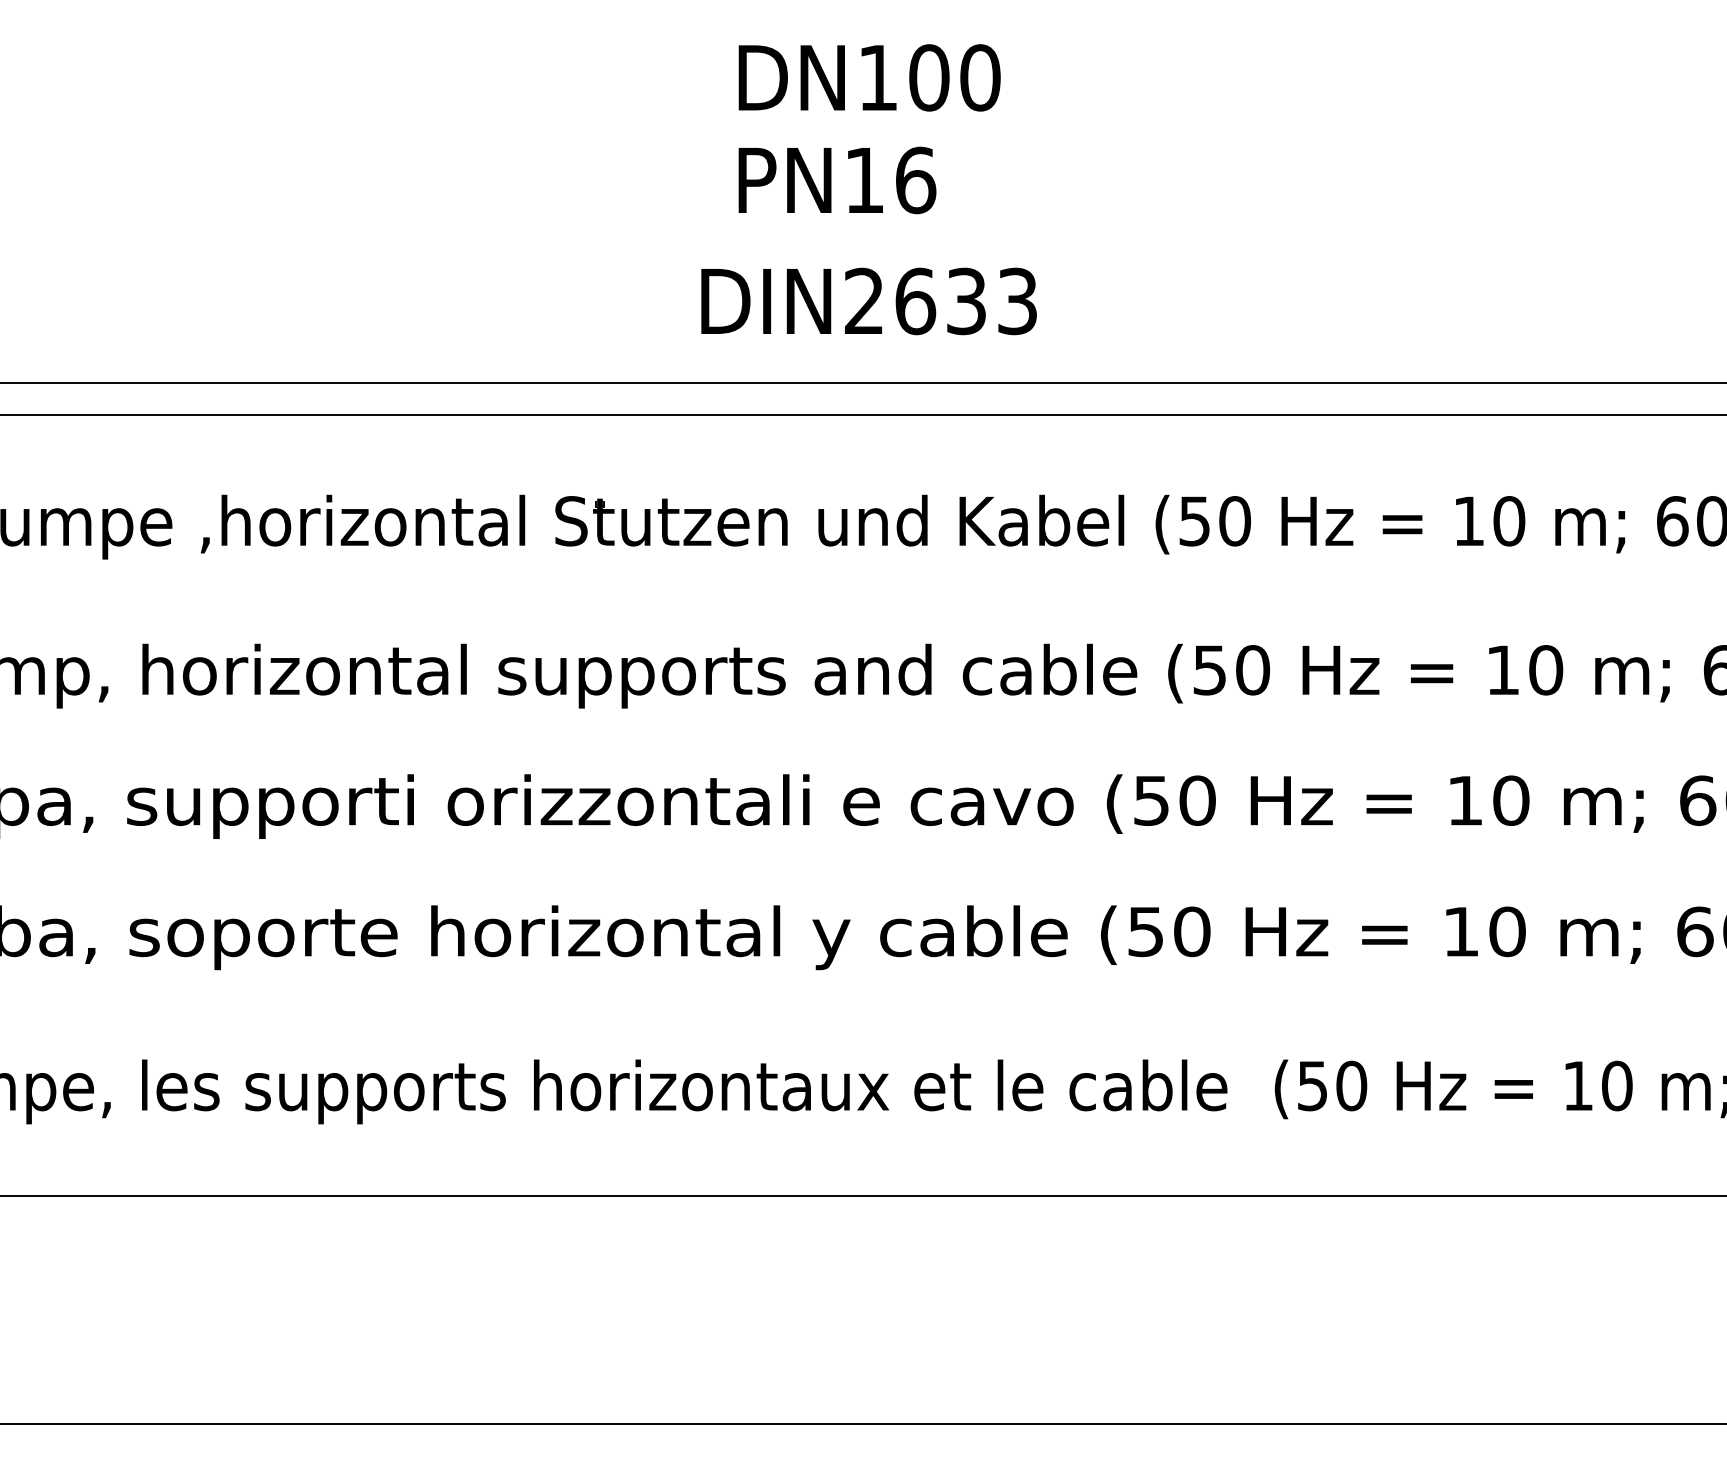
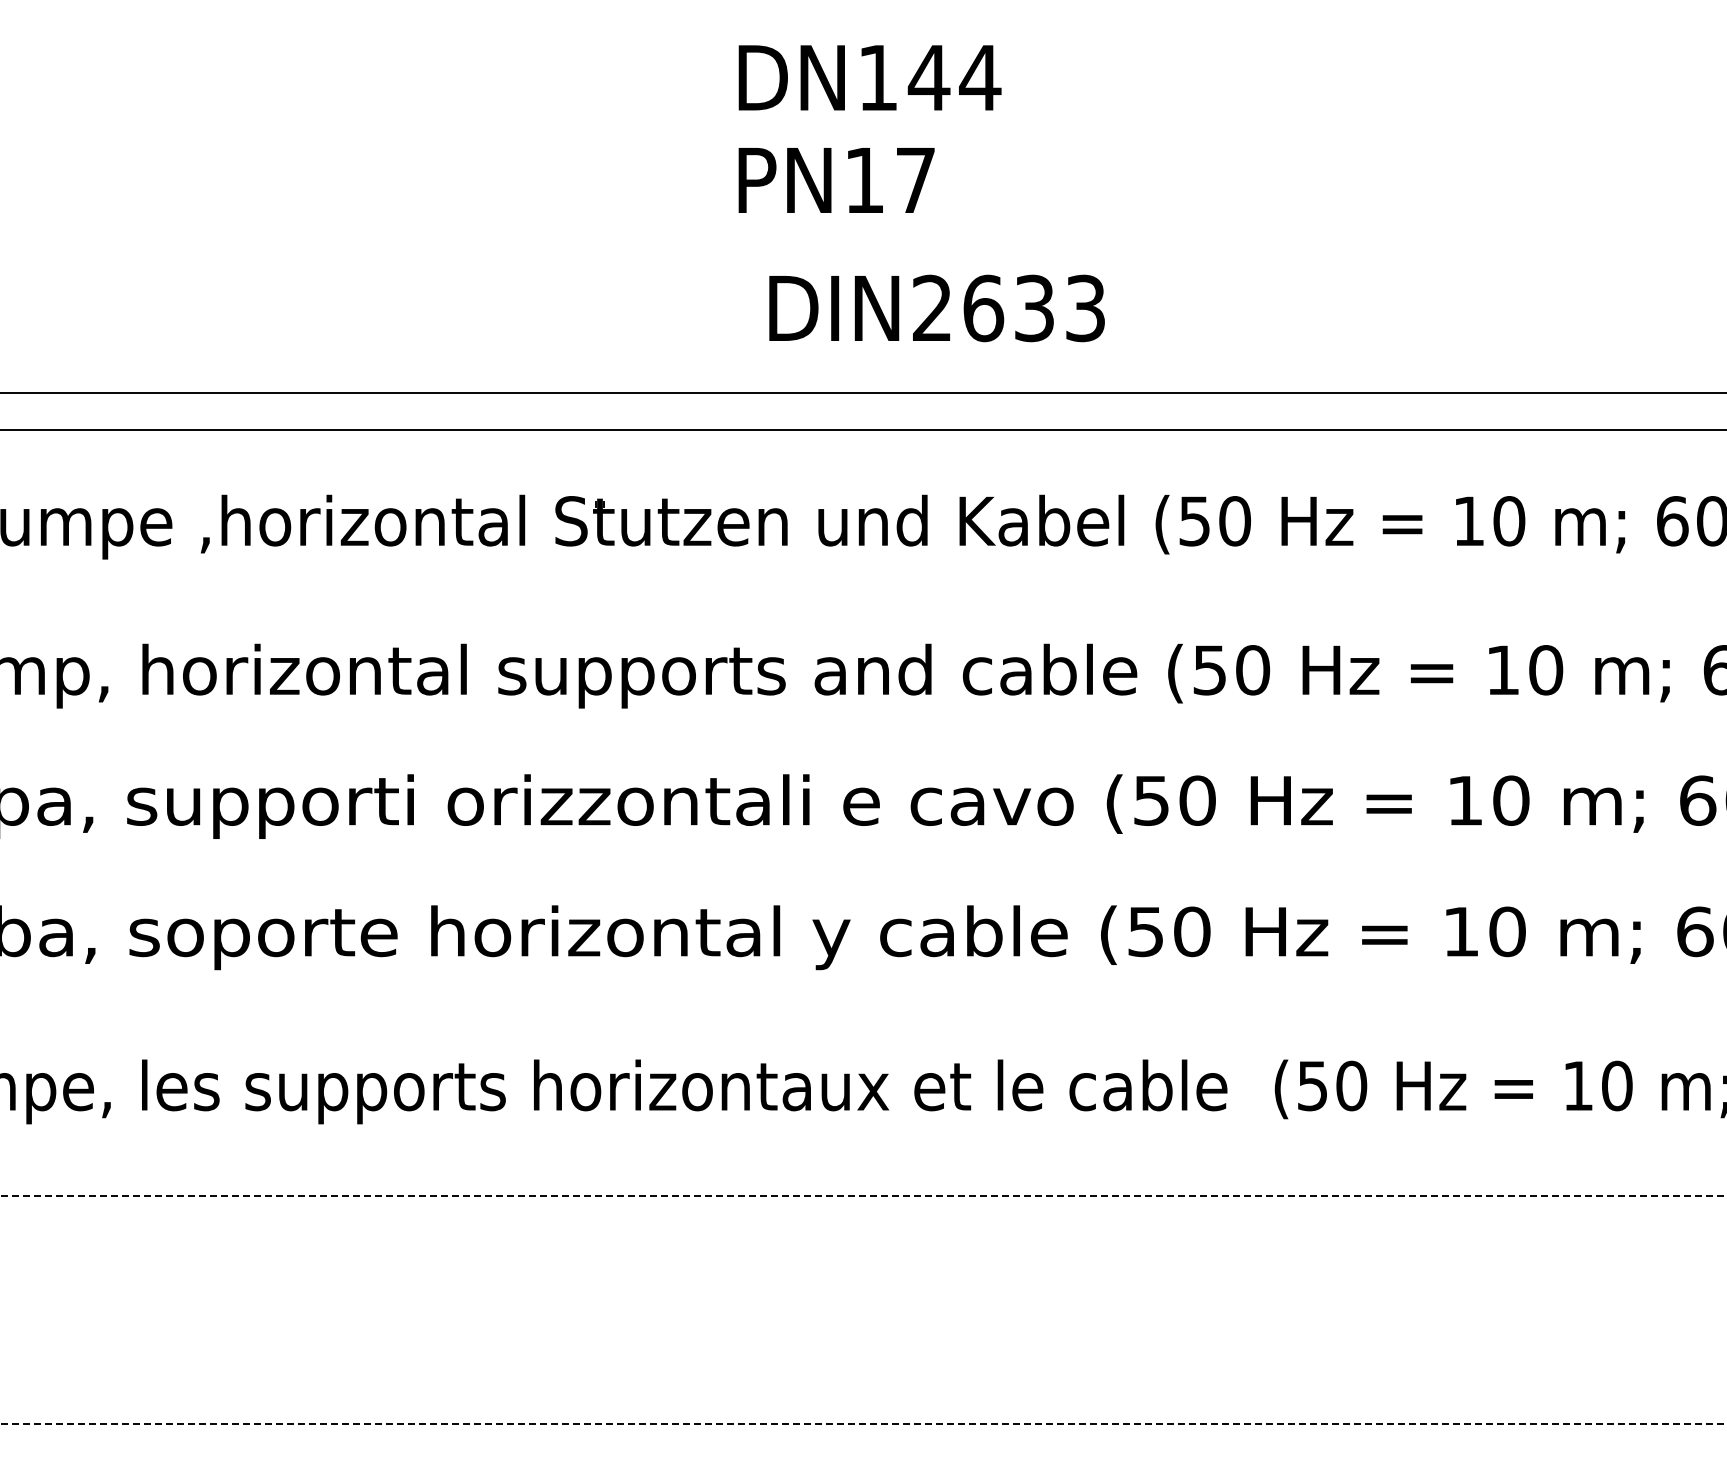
text: DN100 -> DN144 (954, 77)
text: PN16 -> PN17 (916, 180)
text position: (868, 301) -> (936, 308) (936, 308)
line position: (862, 382) -> (862, 392) (862, 392)
line position: (862, 415) -> (862, 430) (862, 430)
line: solid -> dashed (863, 1196)
line: solid -> dashed (863, 1423)
